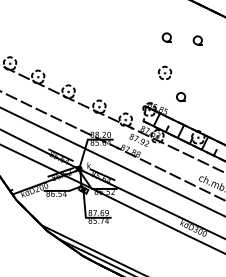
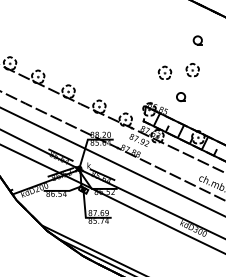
part: present -> none (166, 37)
part: none -> present (192, 70)
